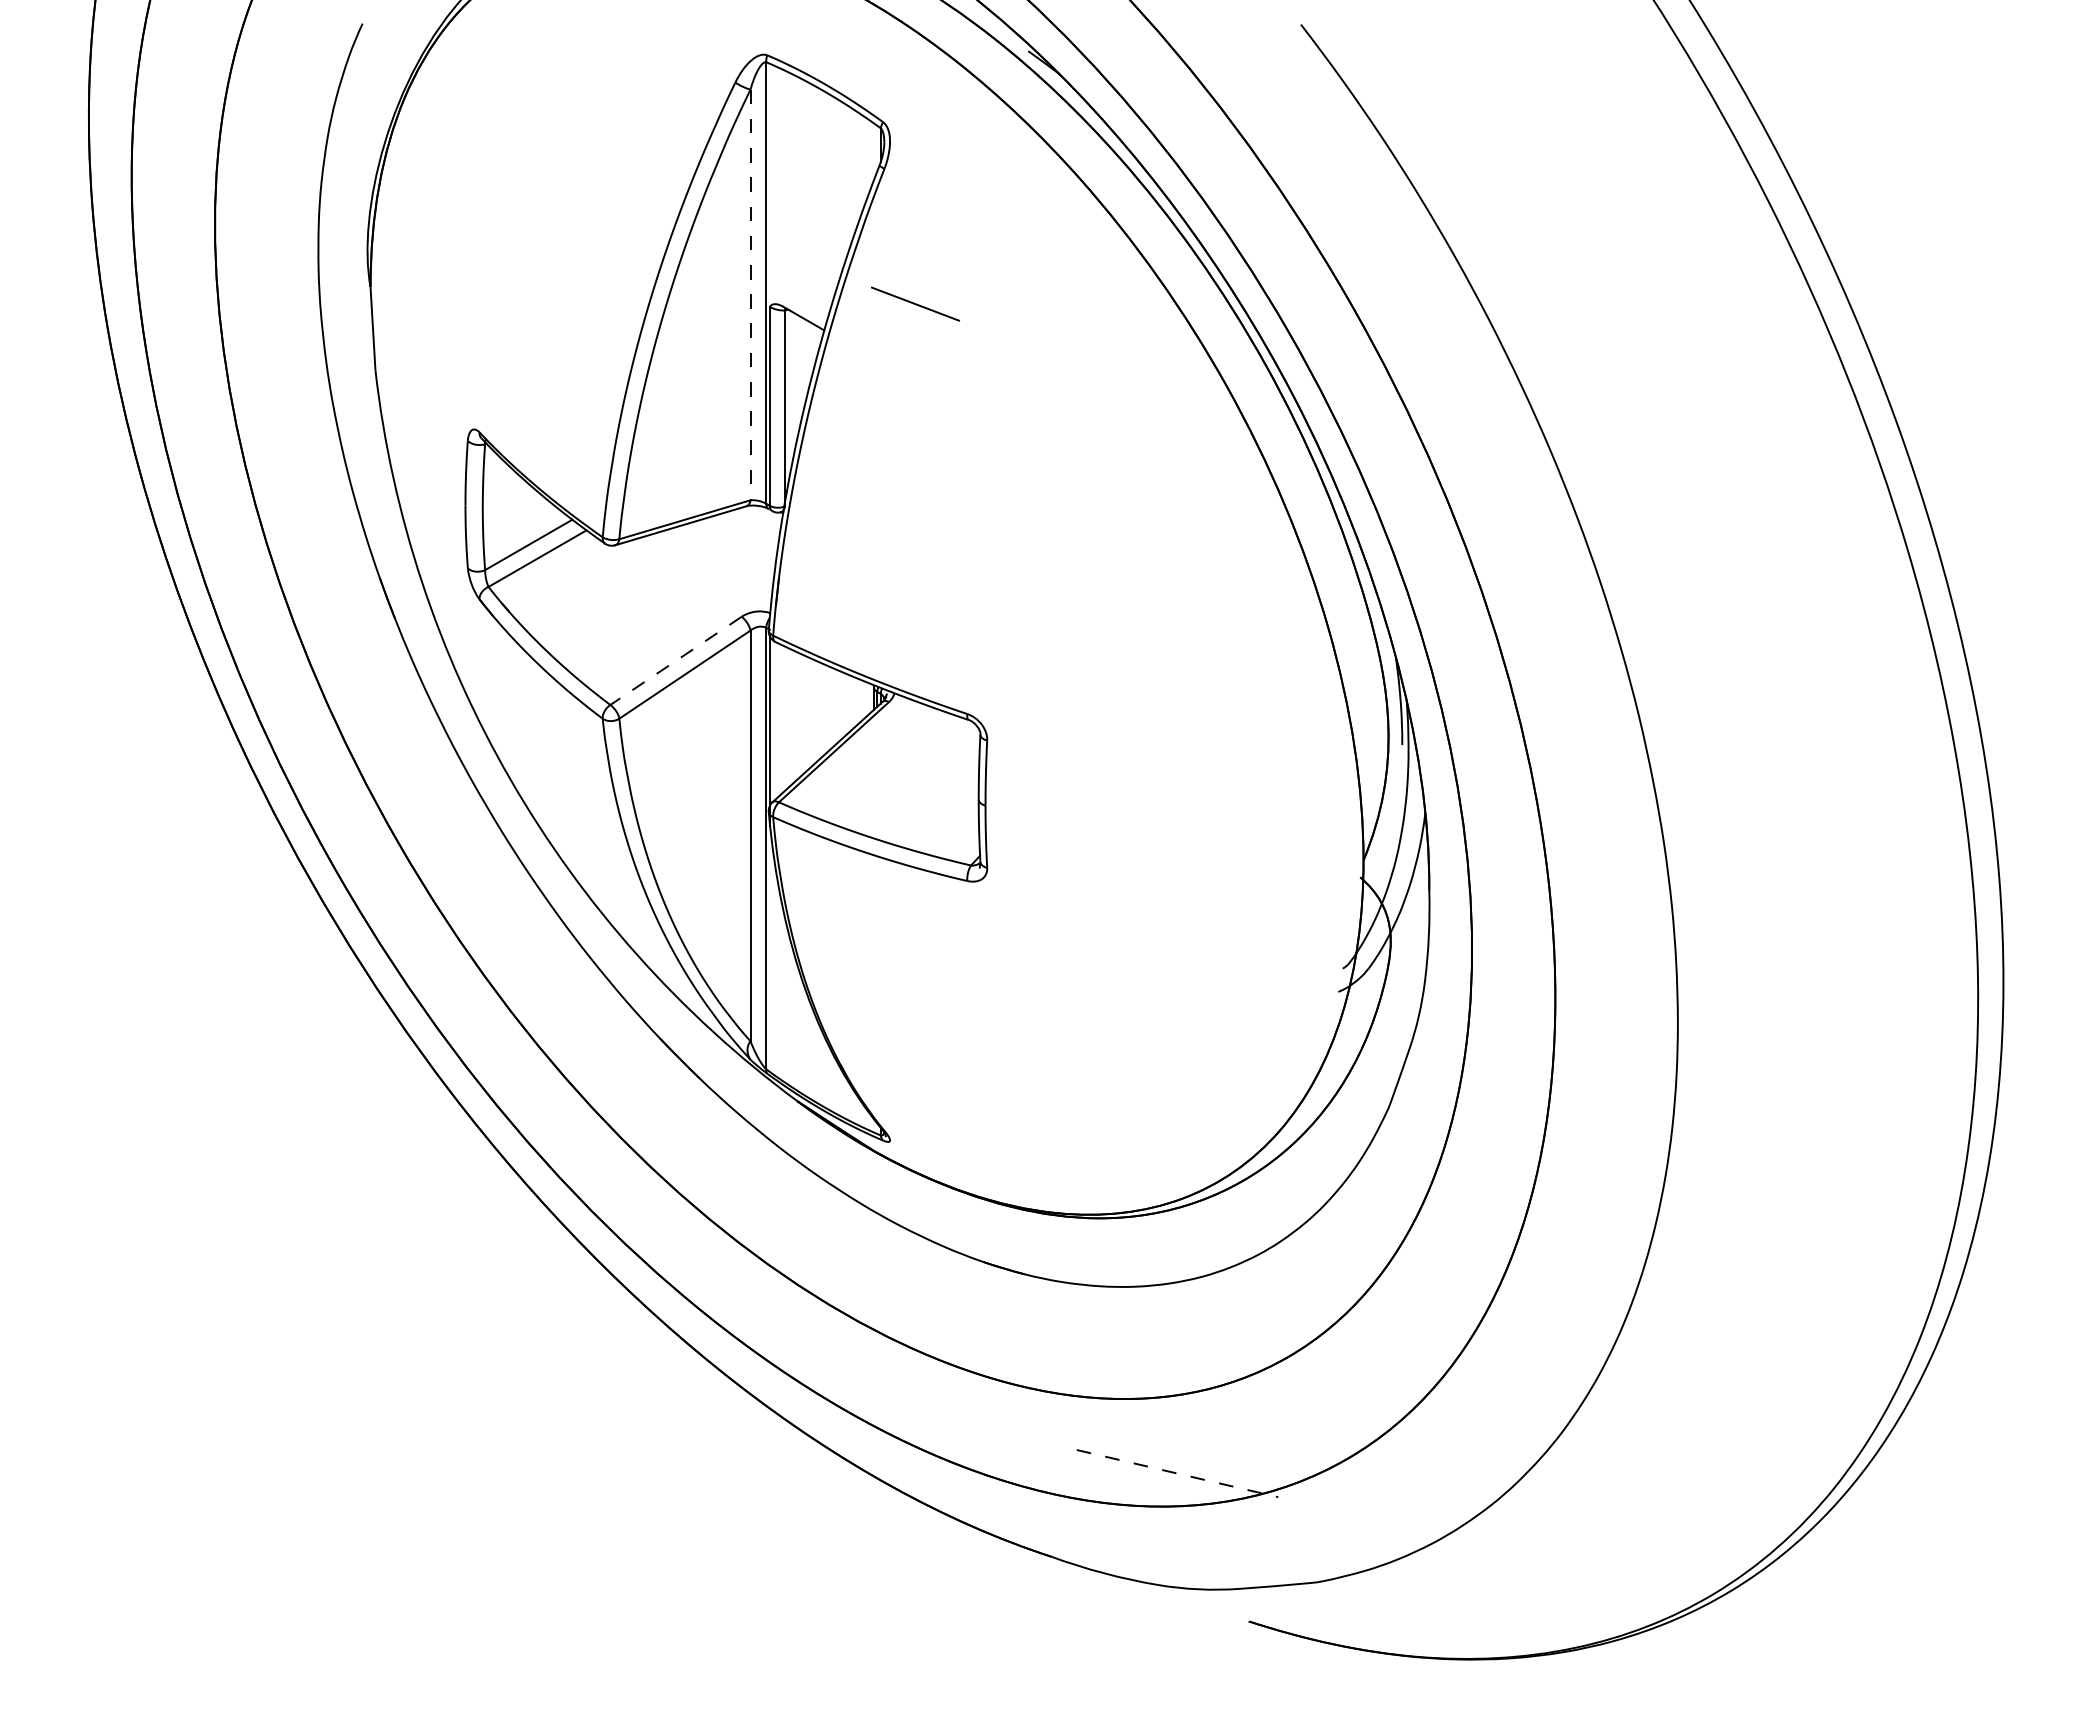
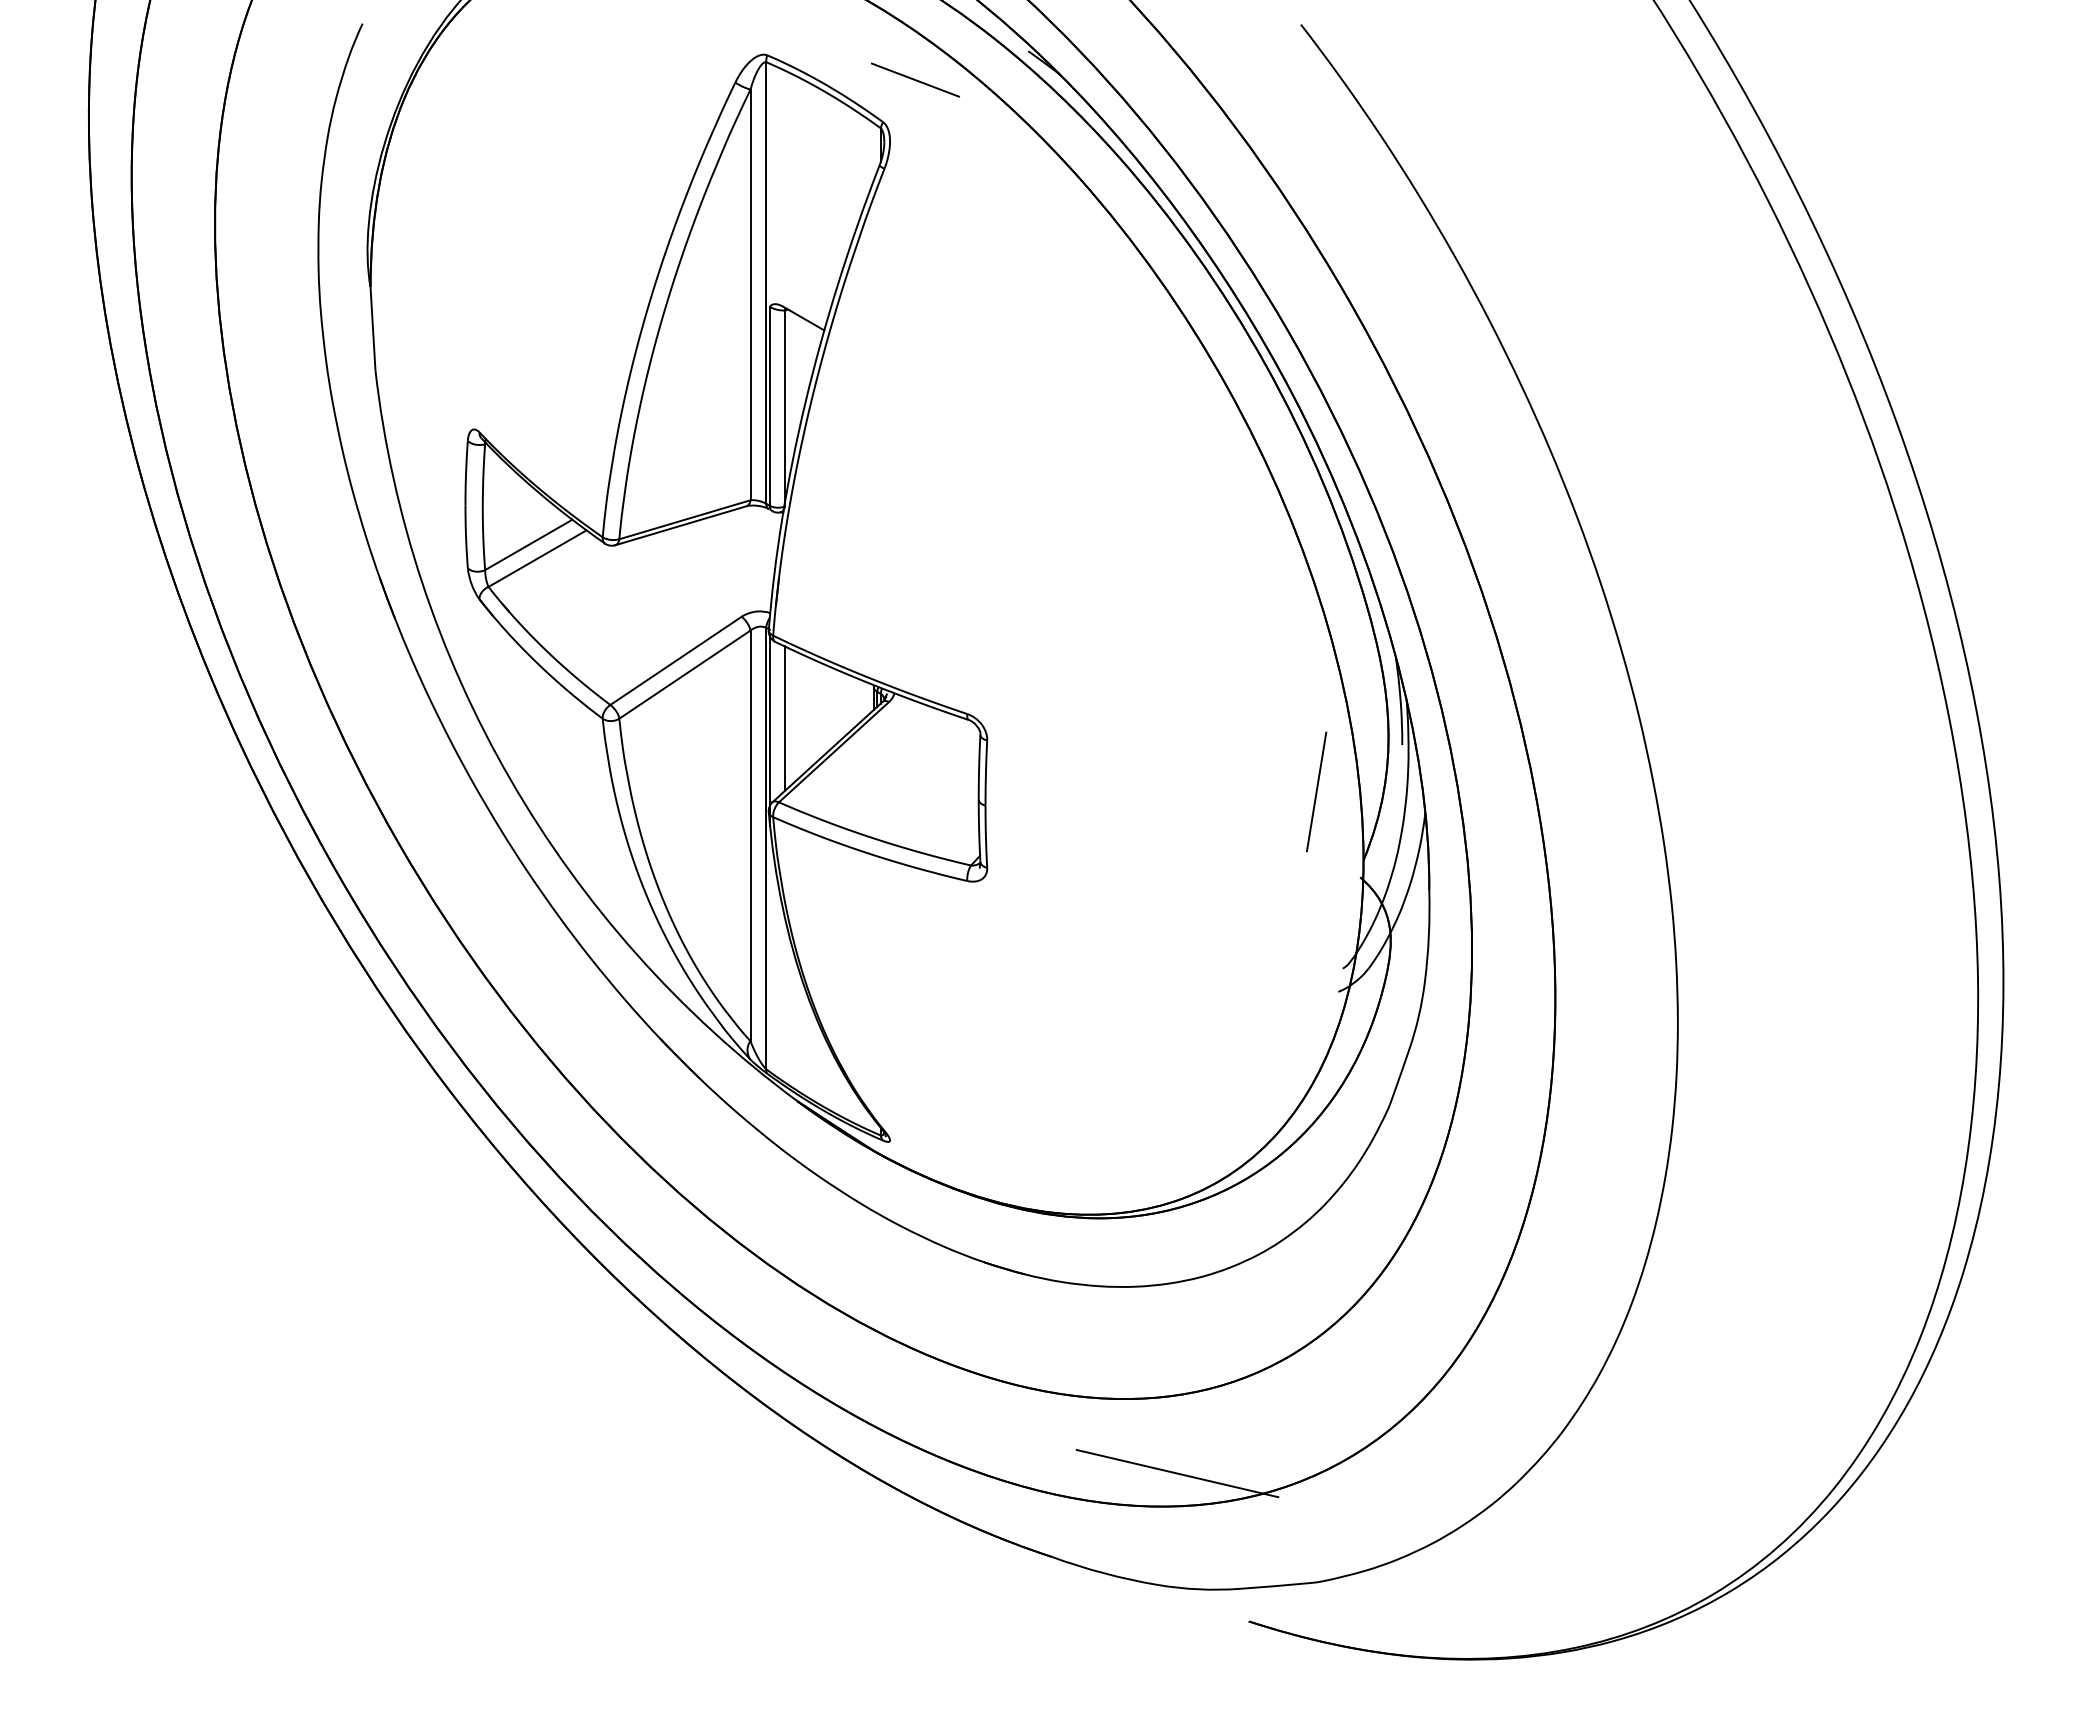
line: dashed -> solid (750, 295)
line position: (915, 303) -> (915, 79) (915, 79)
line: dashed -> solid (675, 661)
line: none -> present (784, 718)
line: none -> present (1316, 791)
line: dashed -> solid (1178, 1473)
